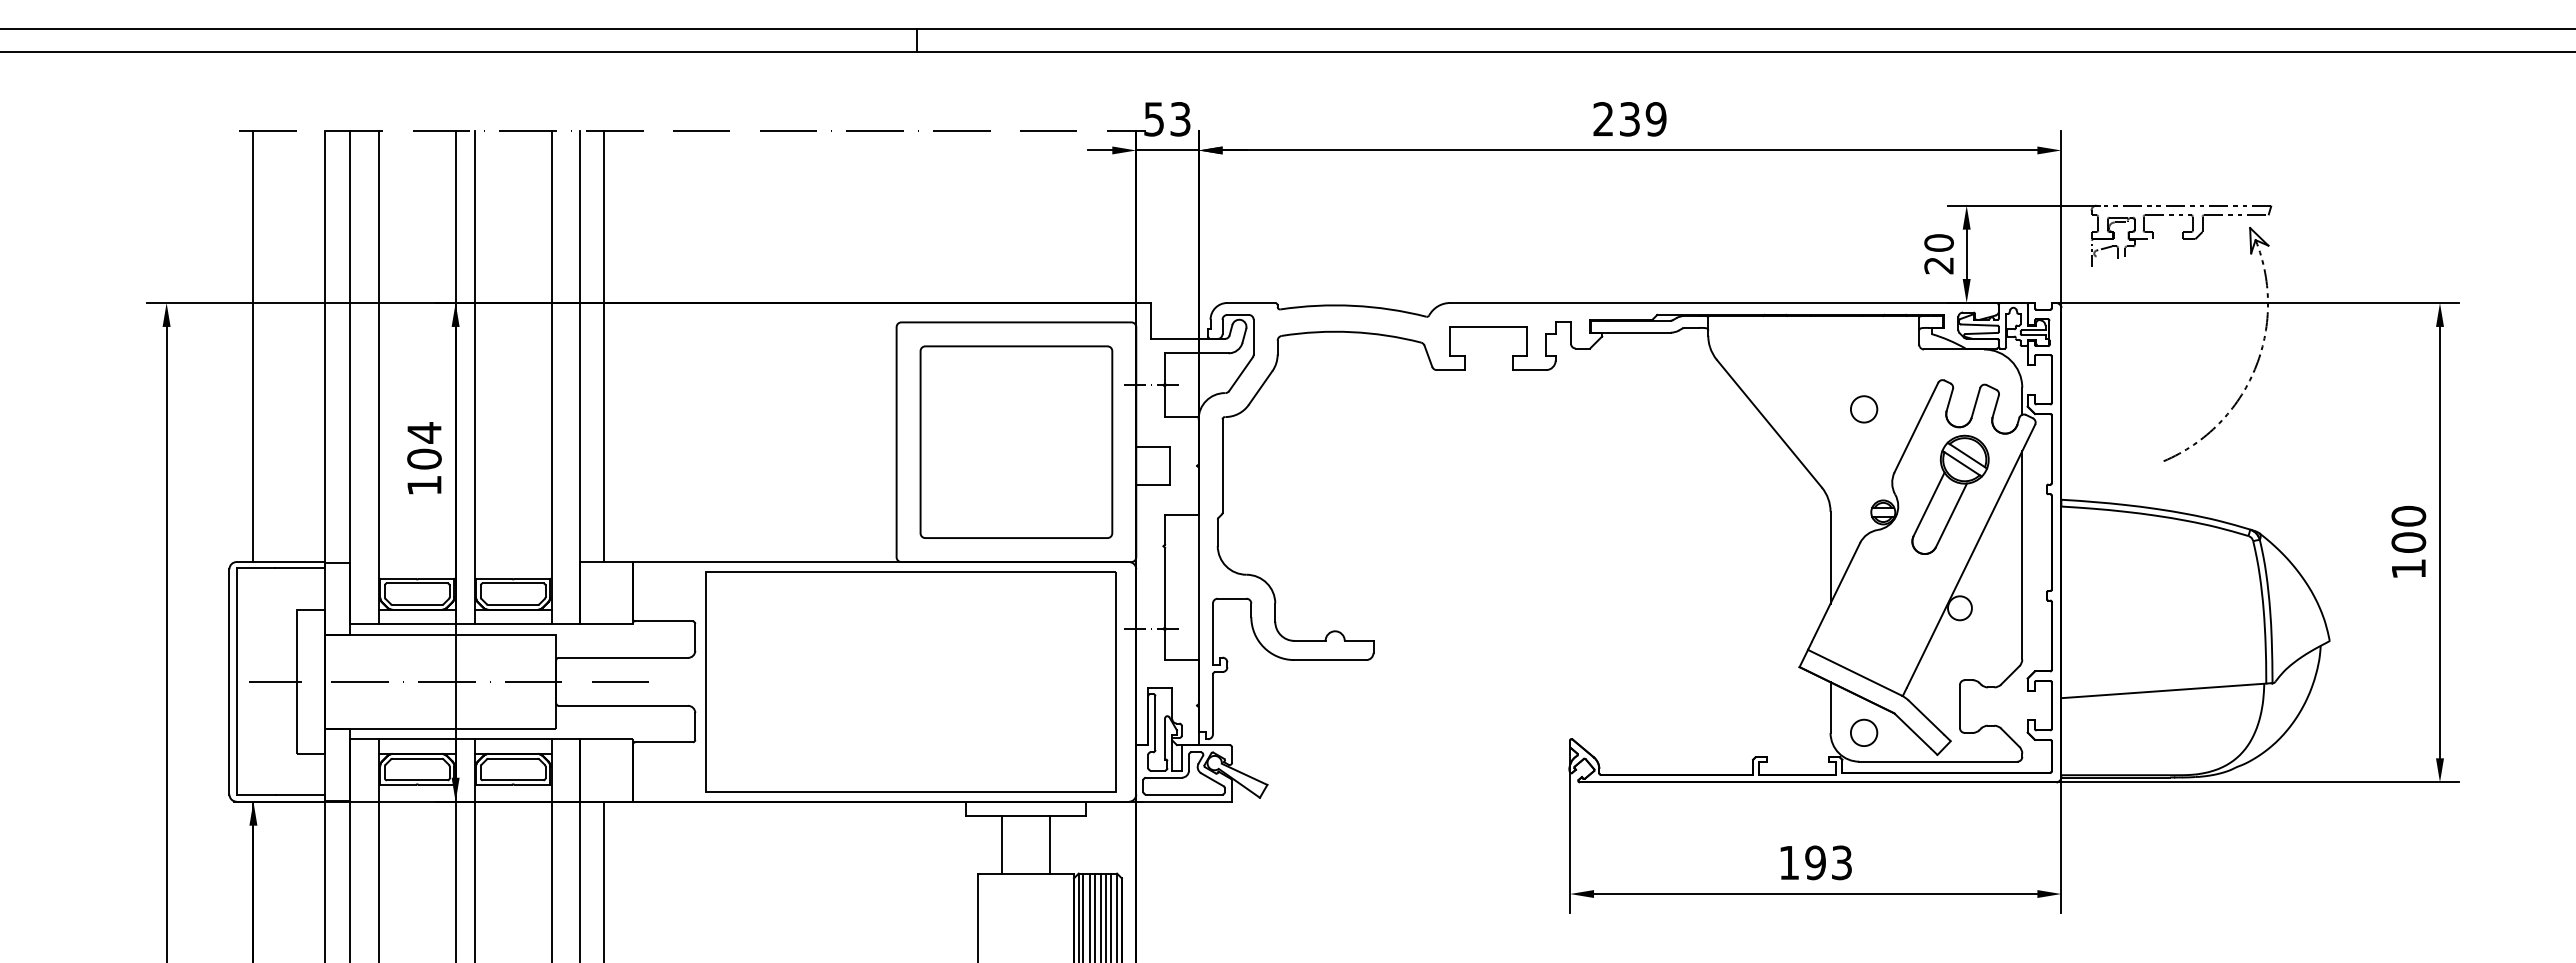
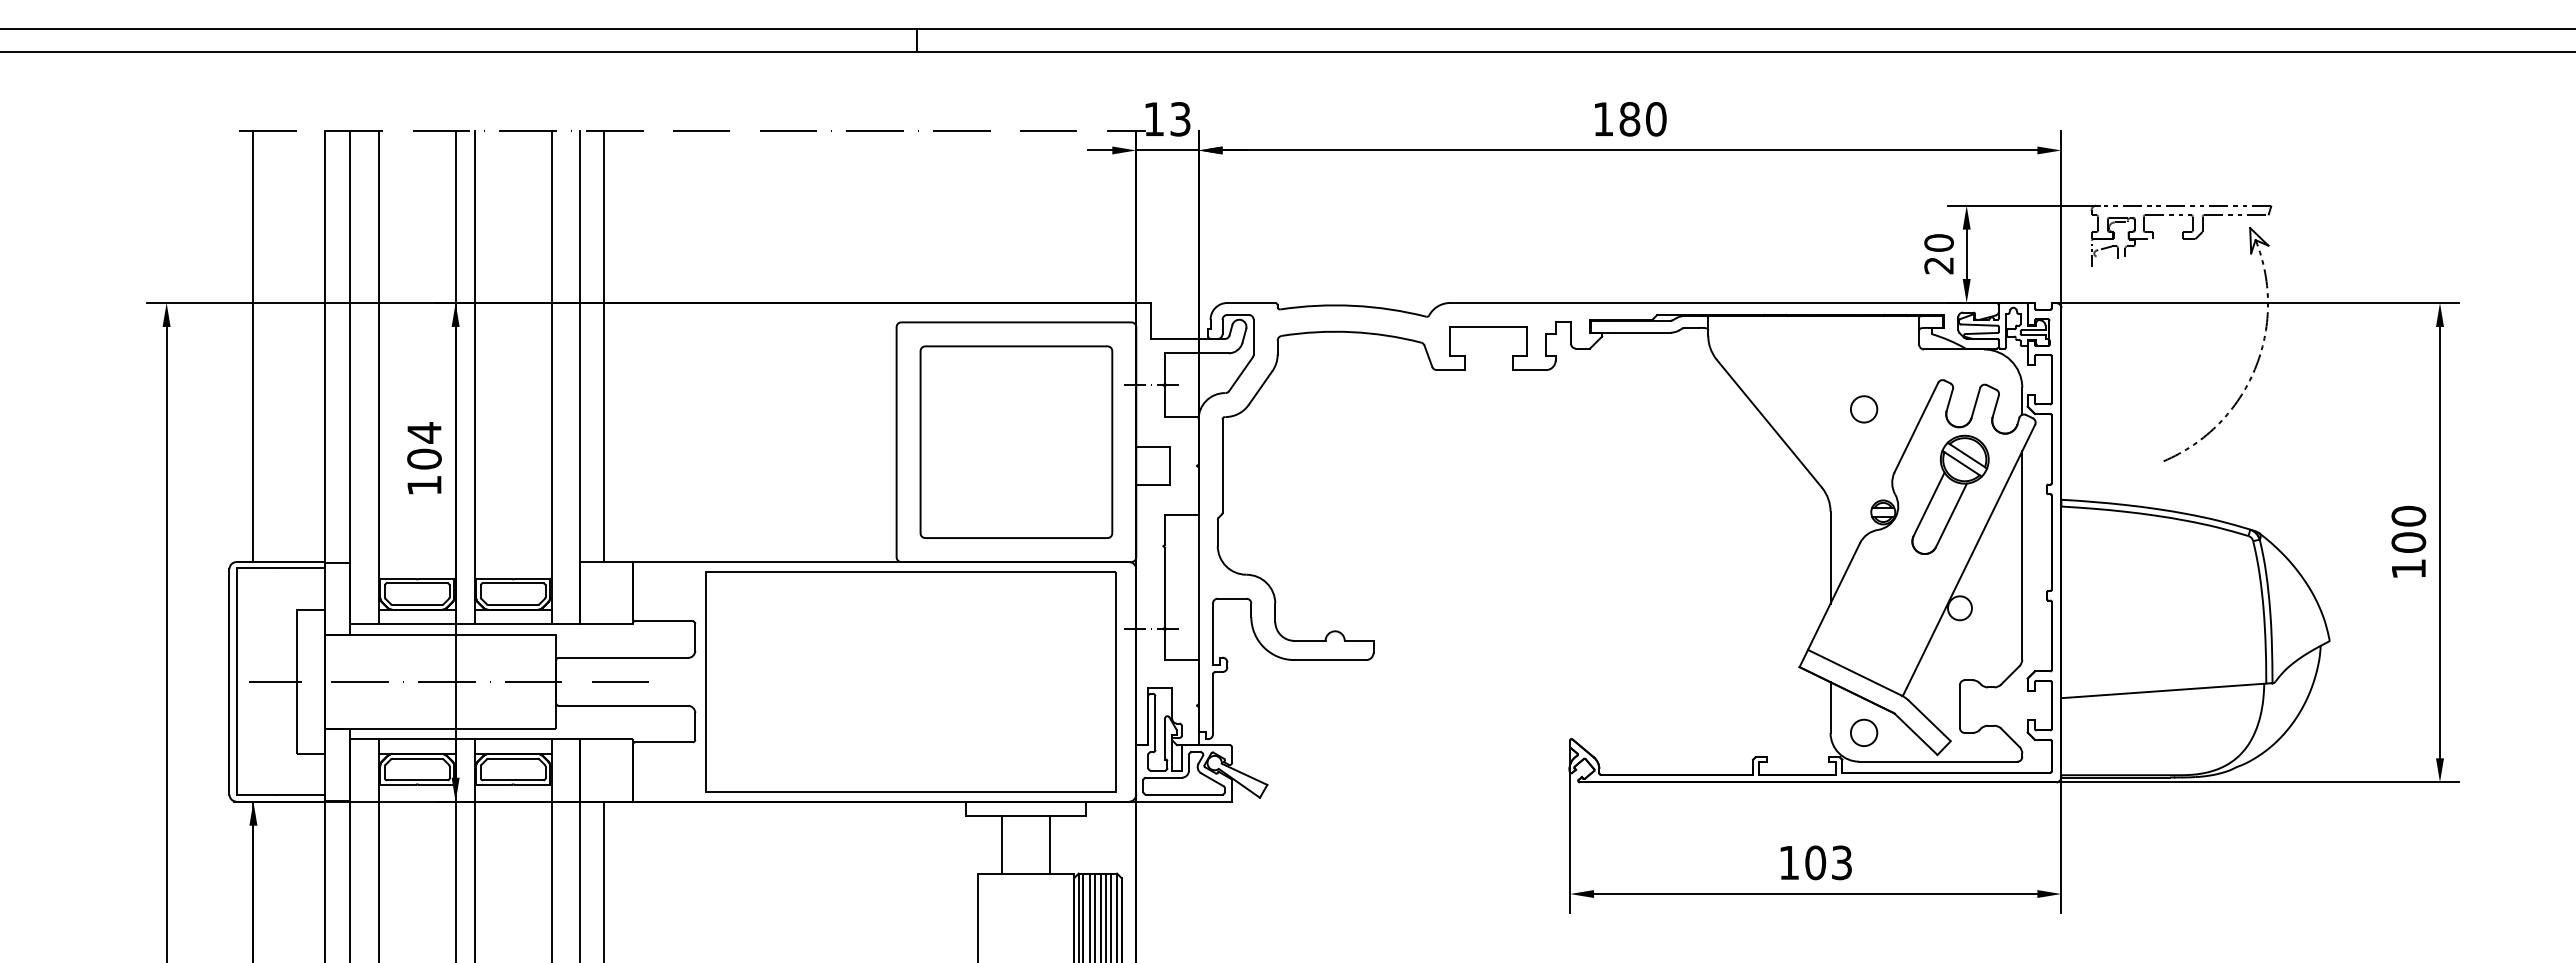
text: 53 -> 13 (1153, 119)
text: 239 -> 180 (1629, 119)
text: 193 -> 103 (1815, 862)
